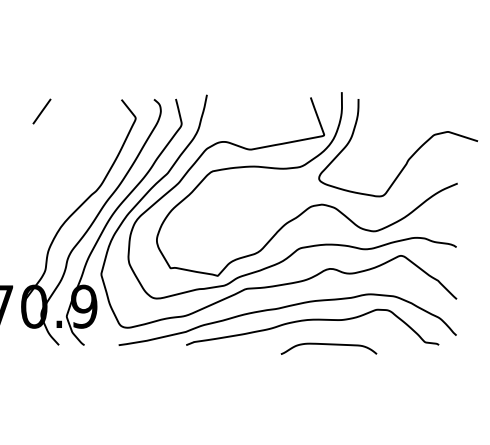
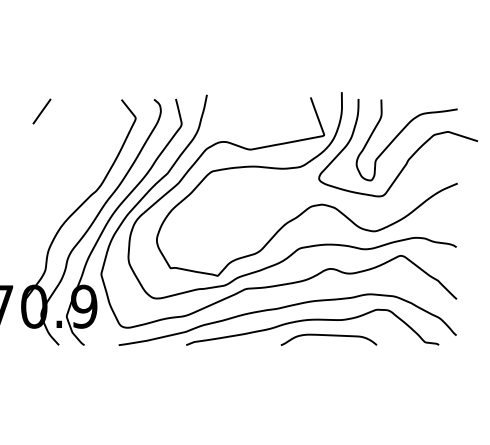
curve: none -> present (398, 136)
curve position: (328, 345) -> (328, 336) (328, 336)
